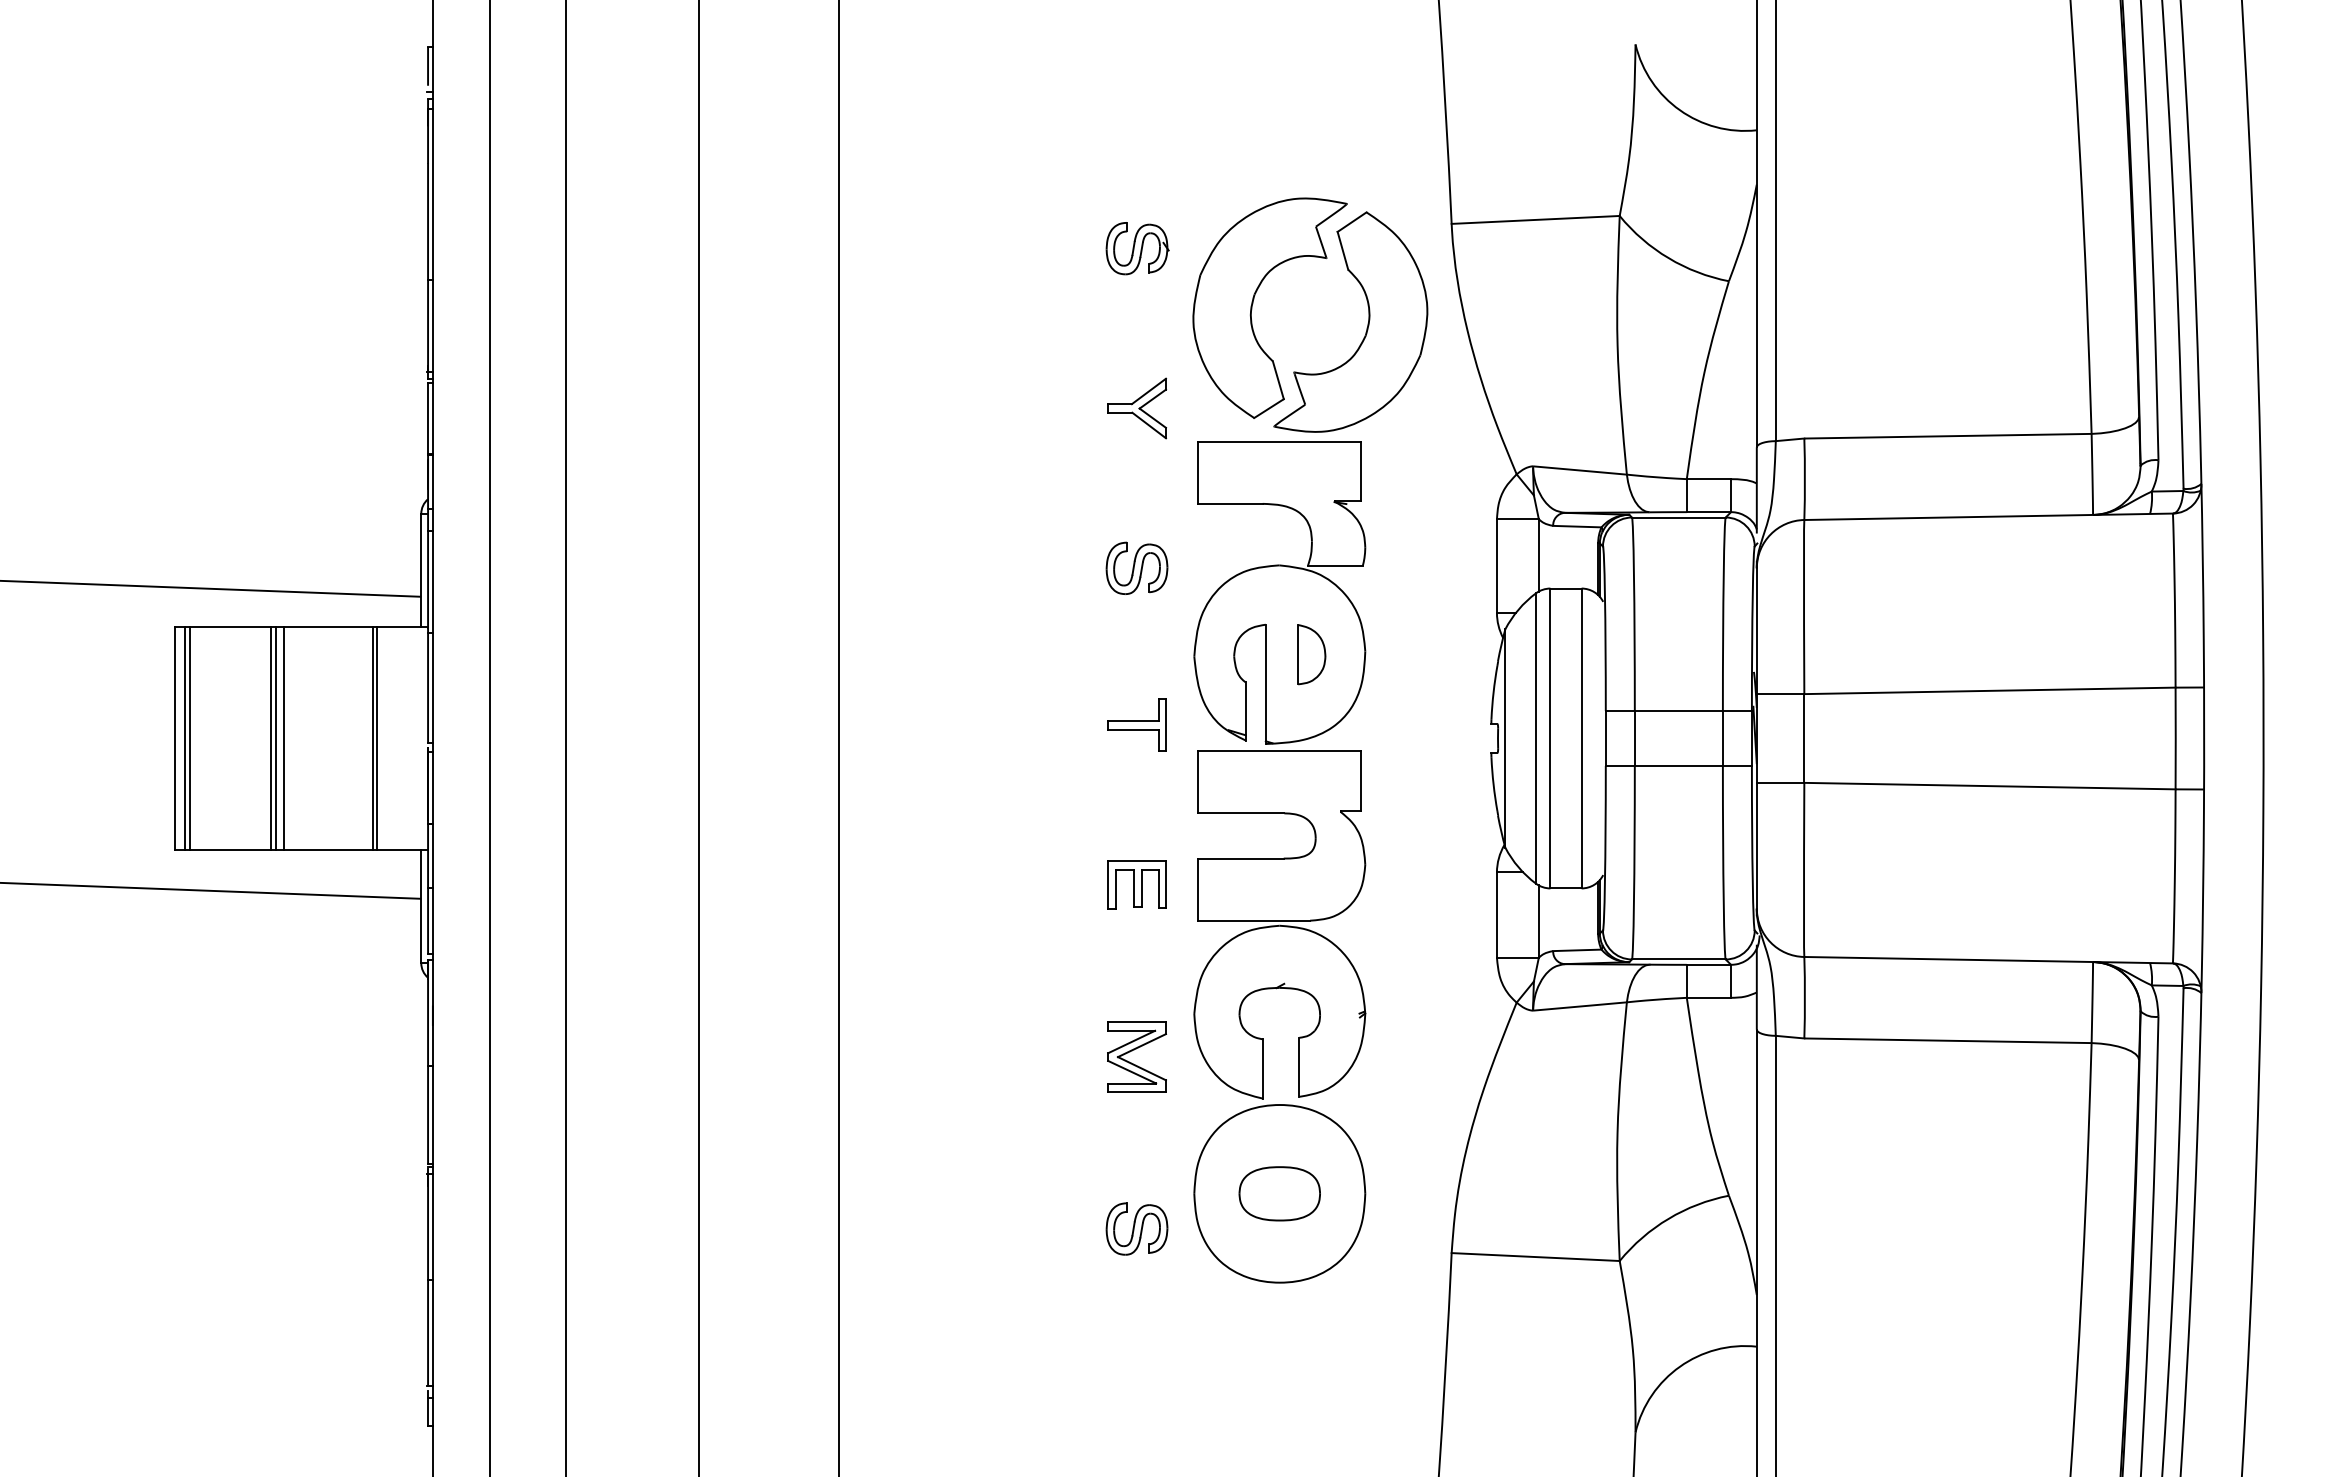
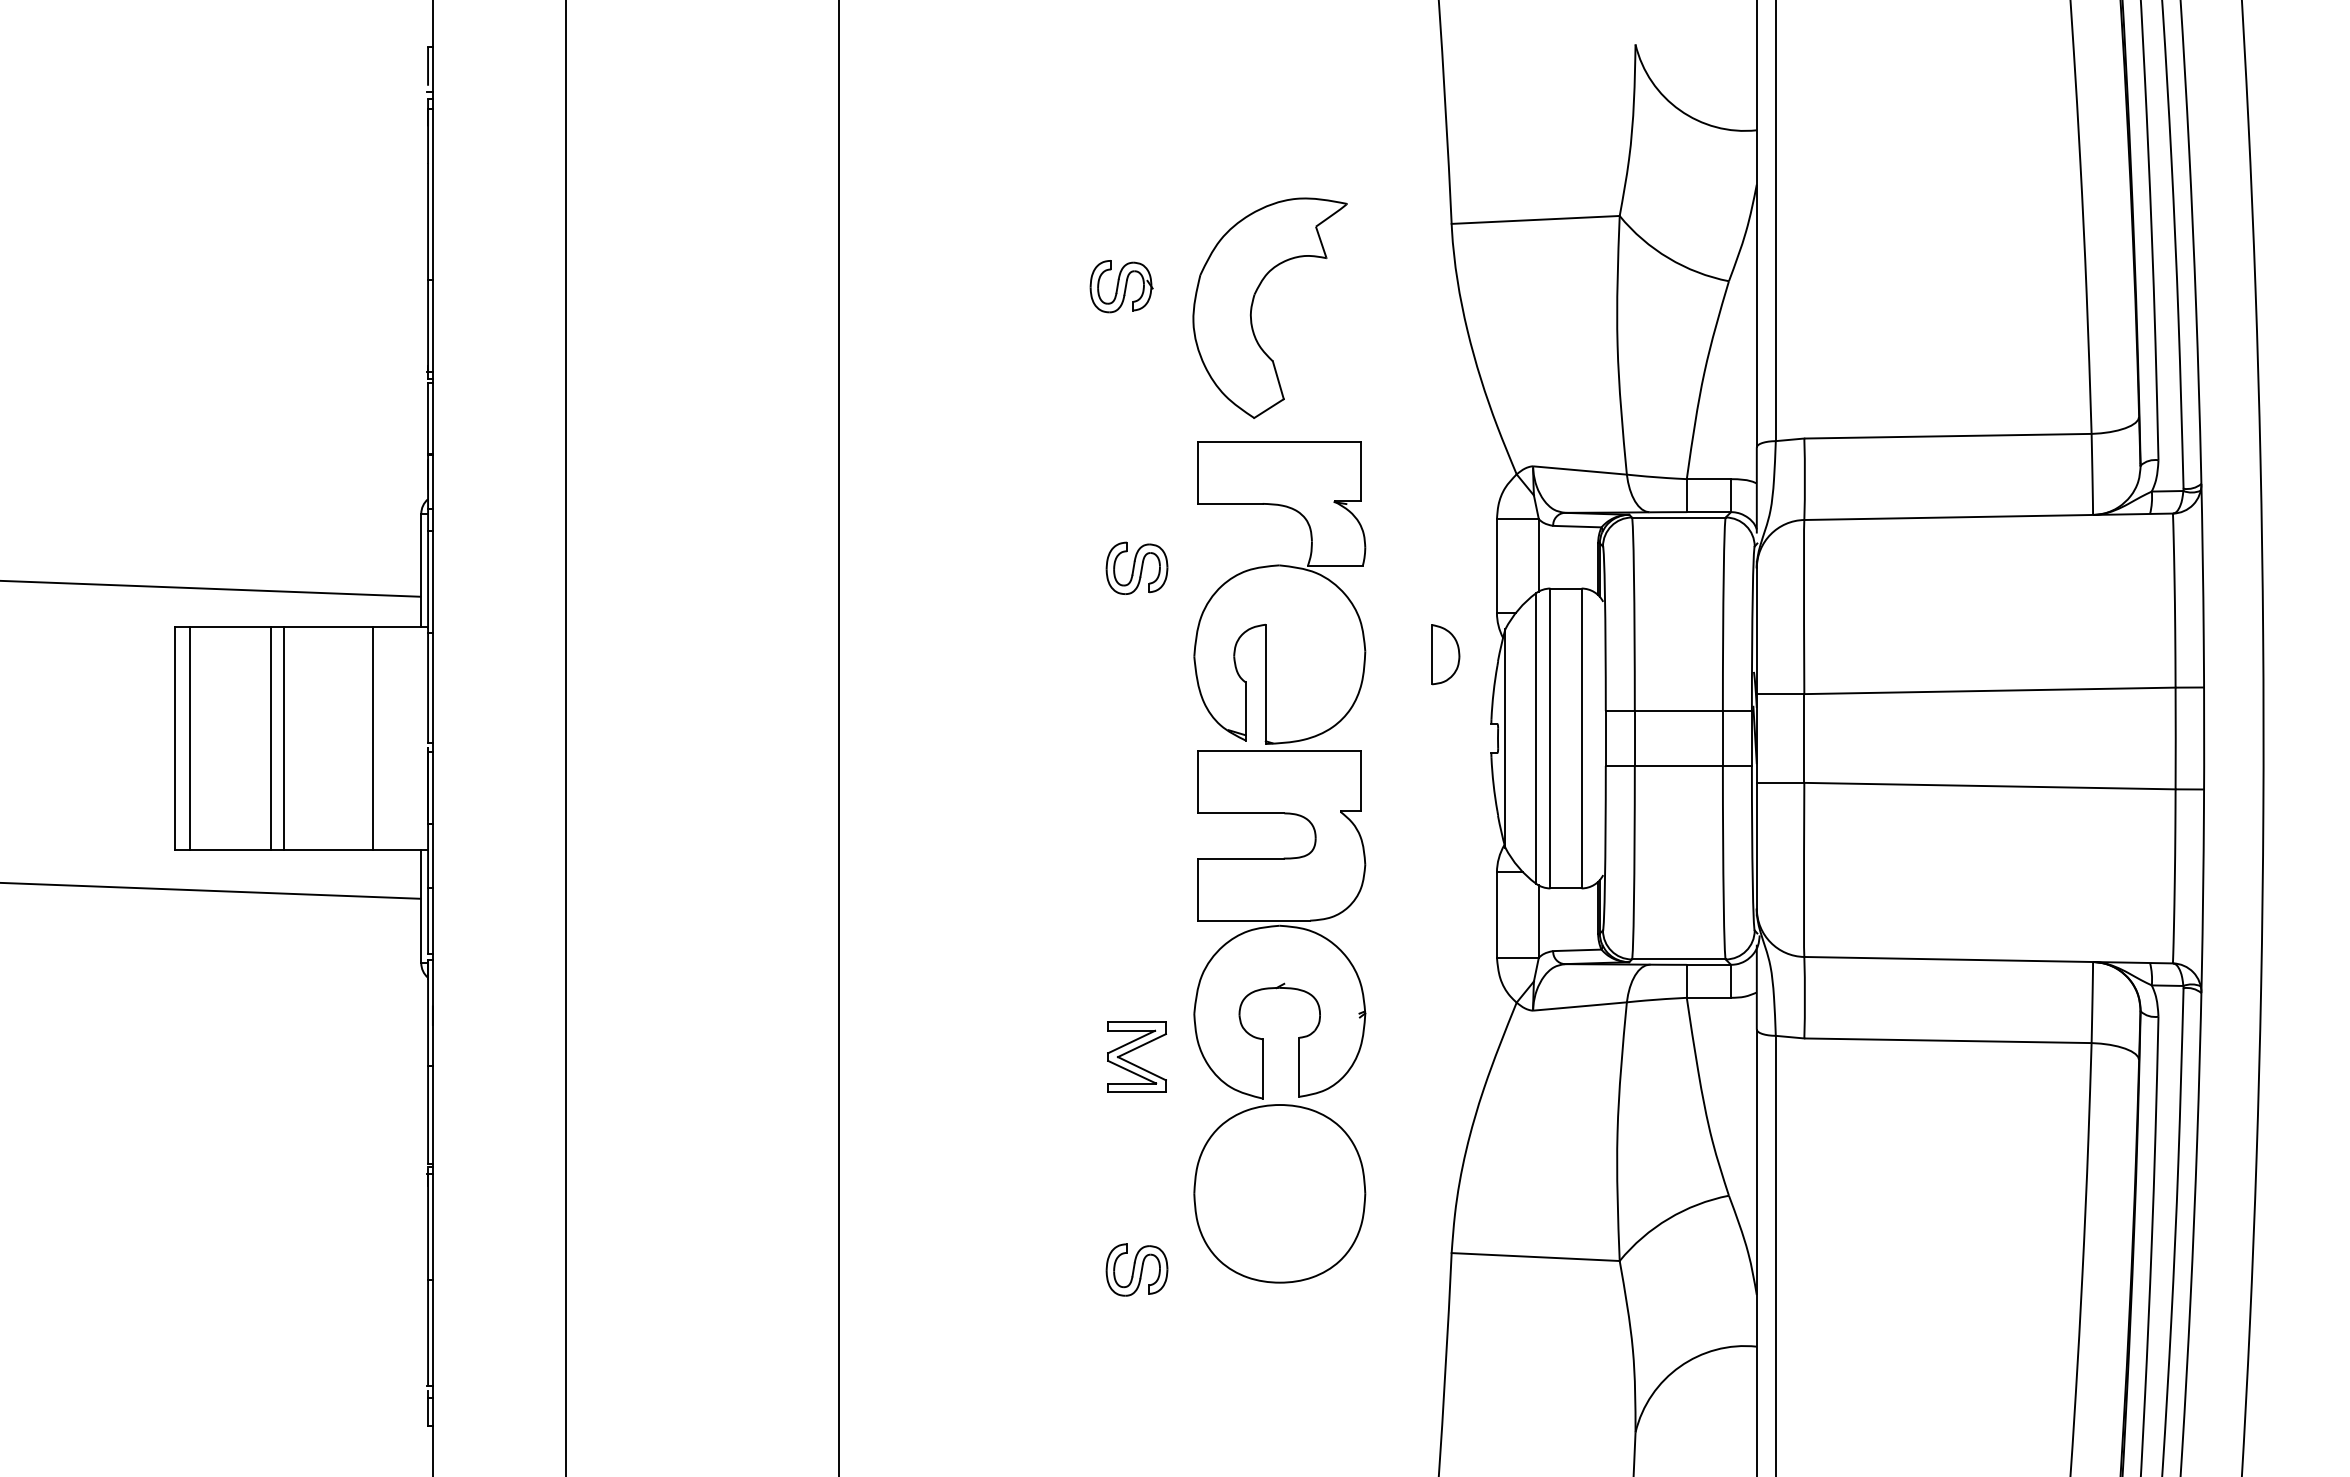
part position: (1137, 248) -> (1121, 286) (1121, 286)
part: present -> none (1367, 323)
part: present -> none (1137, 408)
part position: (1311, 654) -> (1445, 654) (1445, 654)
part: present -> none (1136, 724)
line: present -> none (489, 737)
line: present -> none (699, 737)
line: present -> none (185, 738)
line: present -> none (275, 738)
line: present -> none (376, 738)
part: present -> none (1136, 884)
part: present -> none (1279, 1193)
part position: (1136, 1228) -> (1136, 1269) (1136, 1269)
